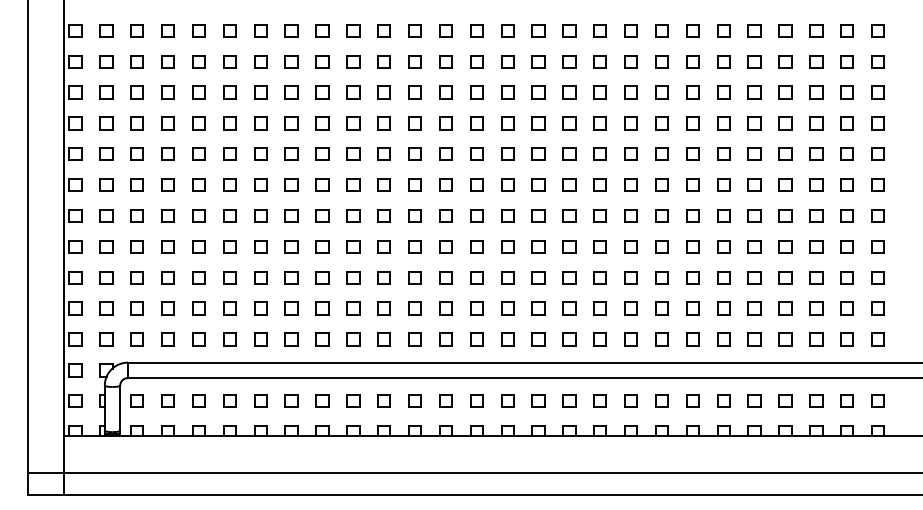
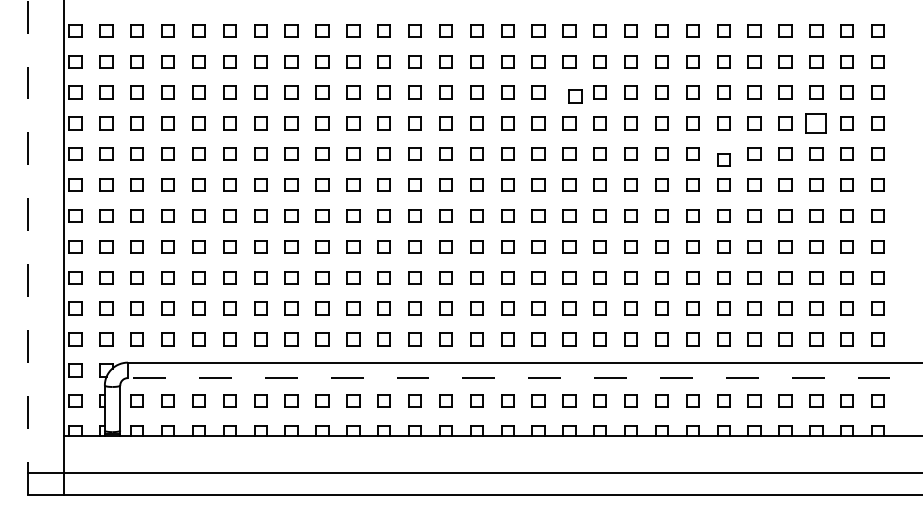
part position: (569, 92) -> (575, 96) (575, 96)
part size: 15x15 px -> 22x21 px (815, 123)
part position: (723, 153) -> (723, 159) (723, 159)
line: solid -> dashed (27, 247)
line: solid -> dashed (524, 378)
